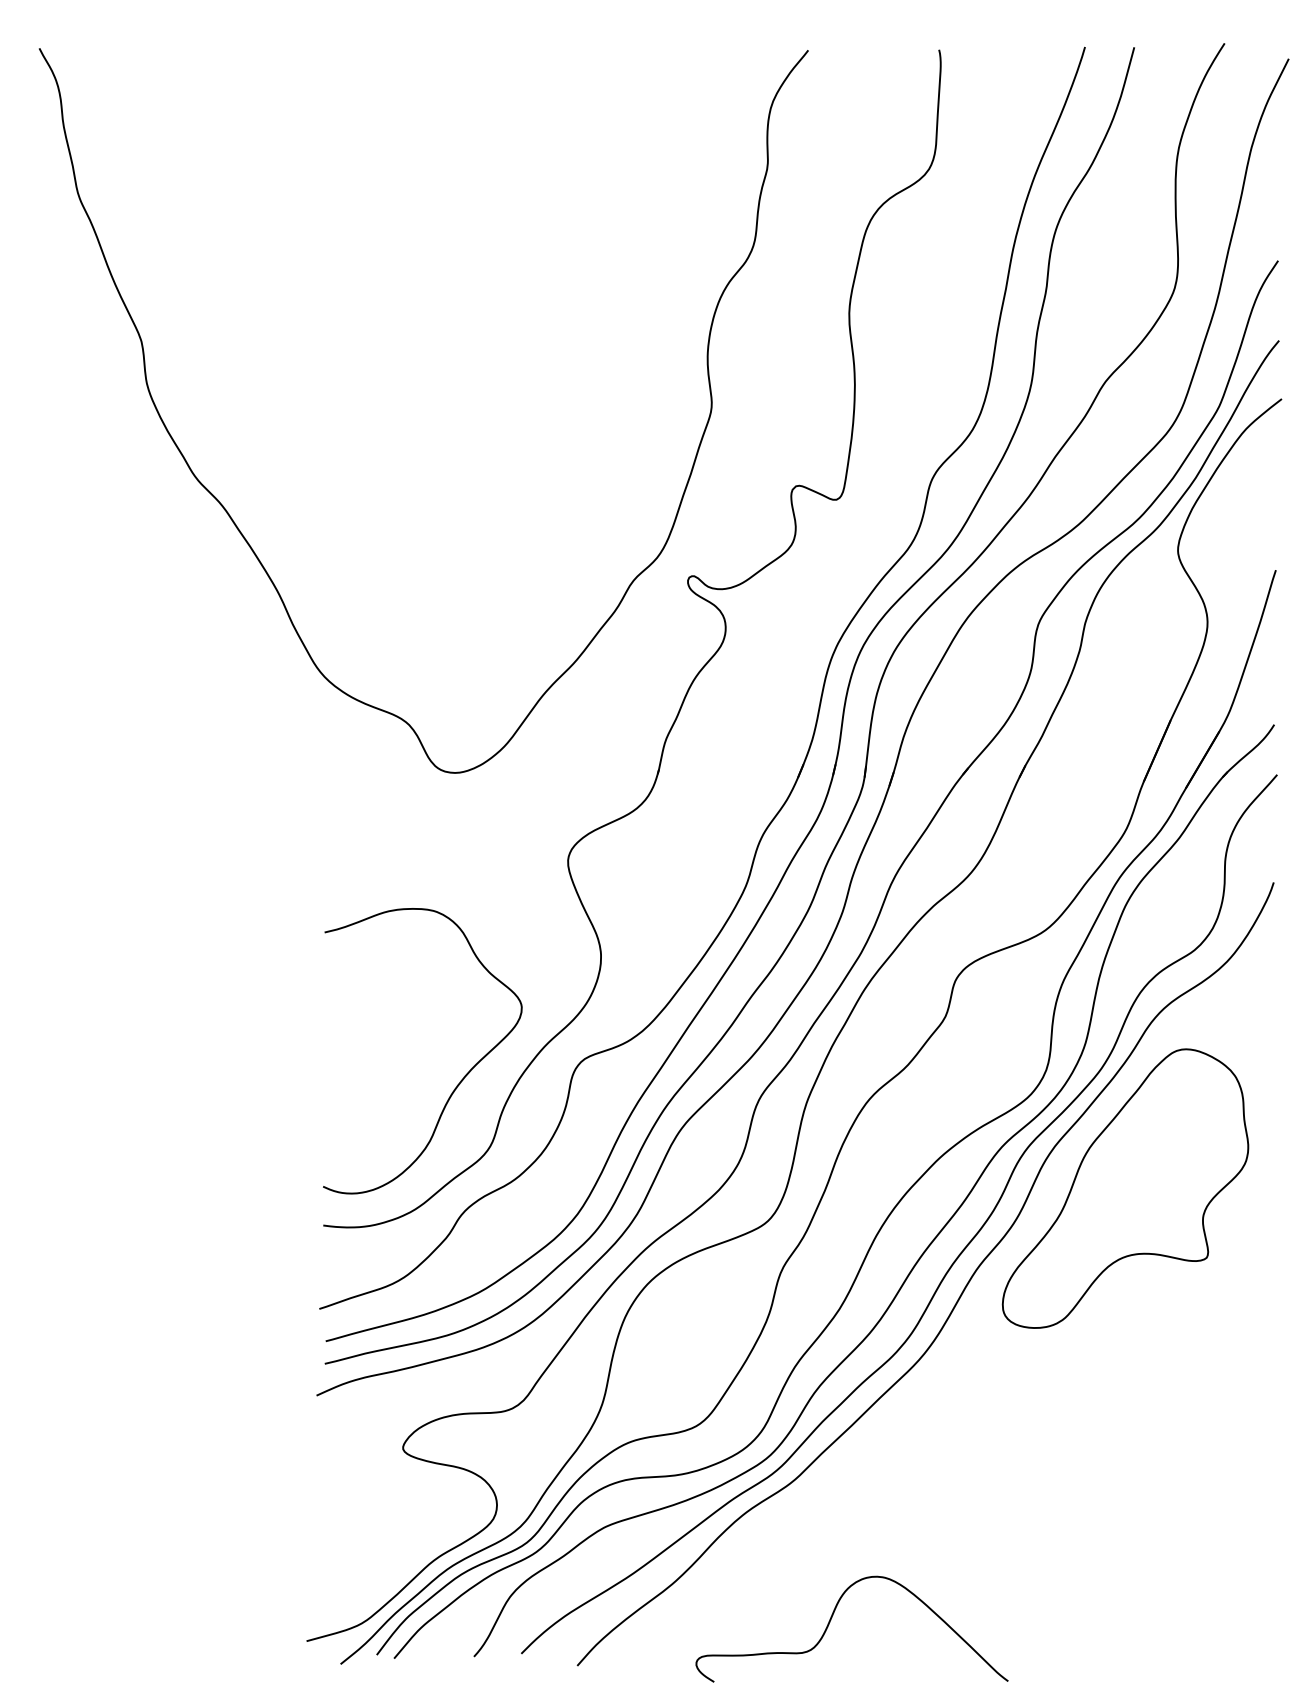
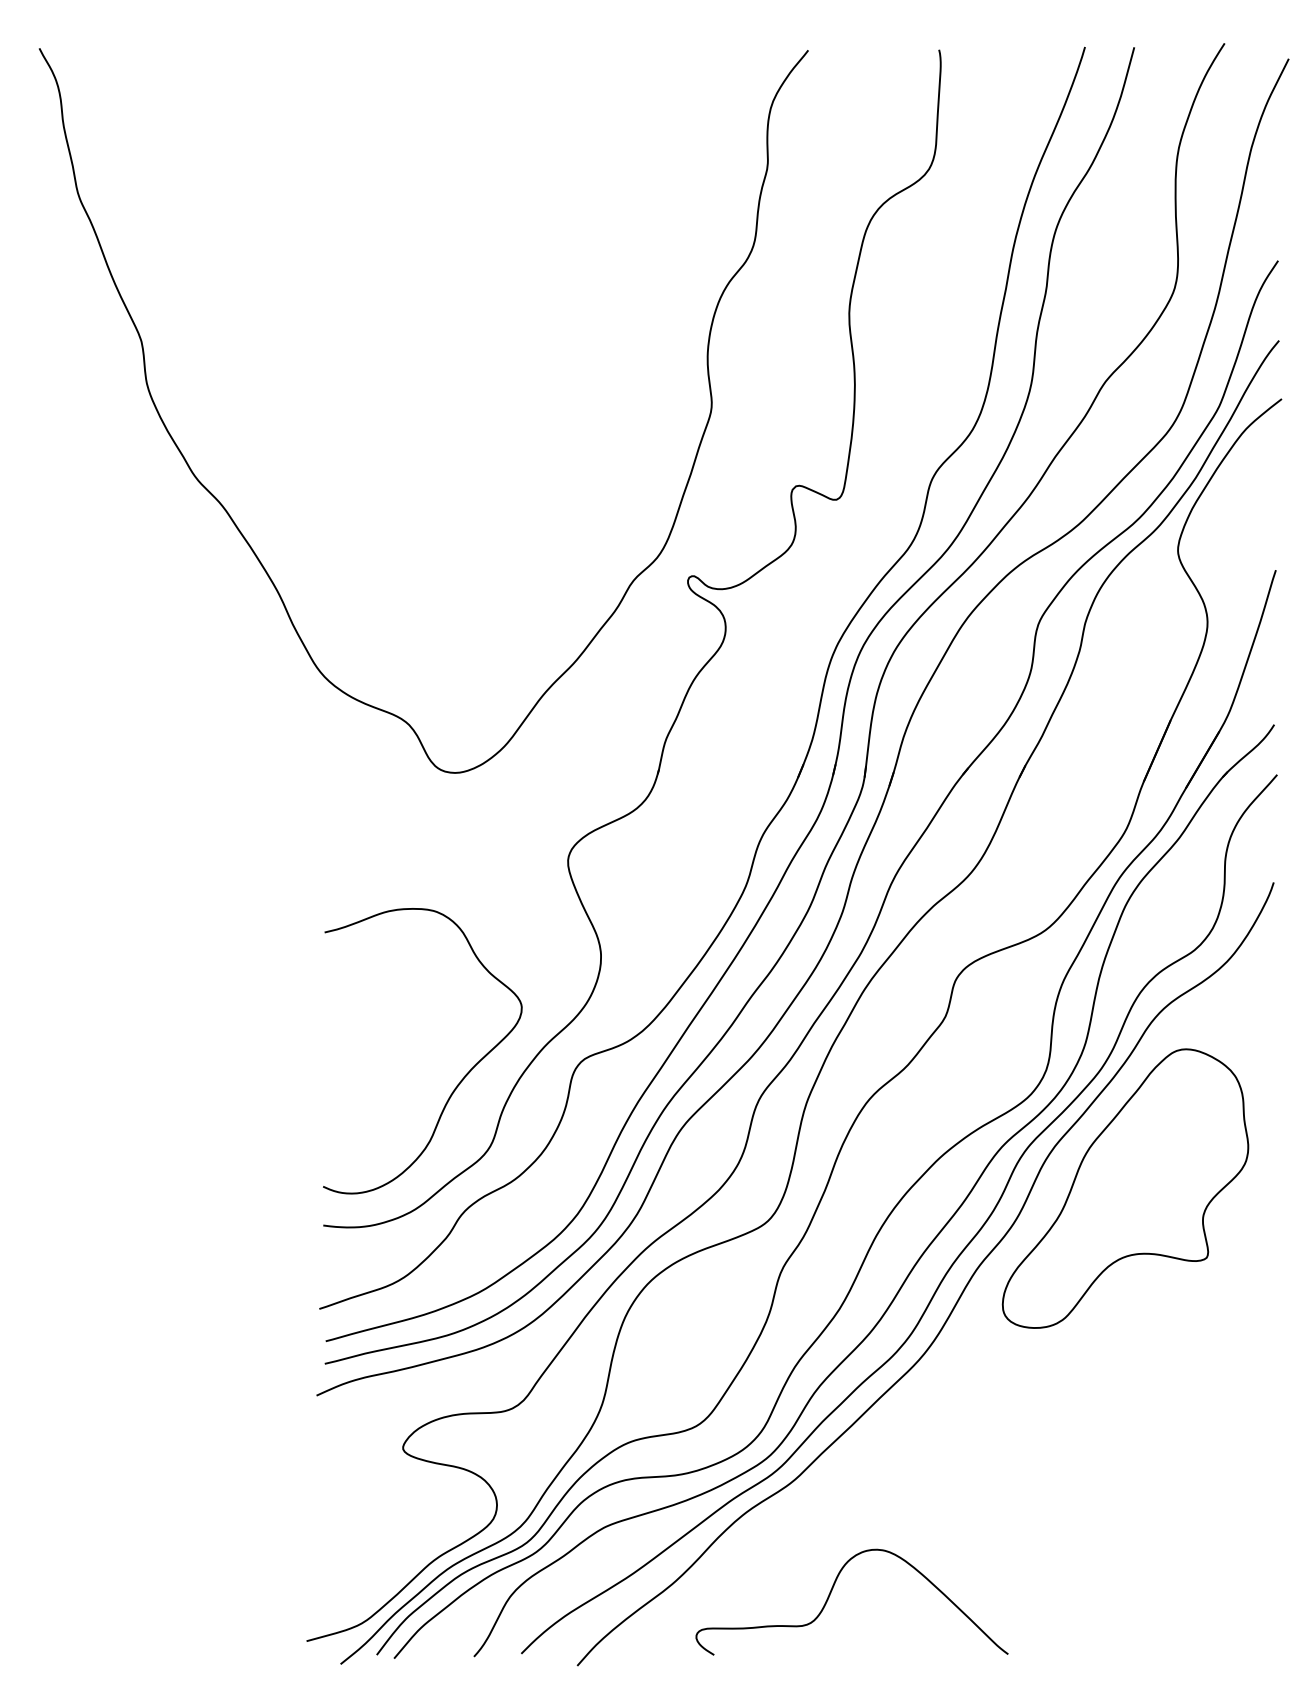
curve position: (831, 1620) -> (831, 1593) (831, 1593)
